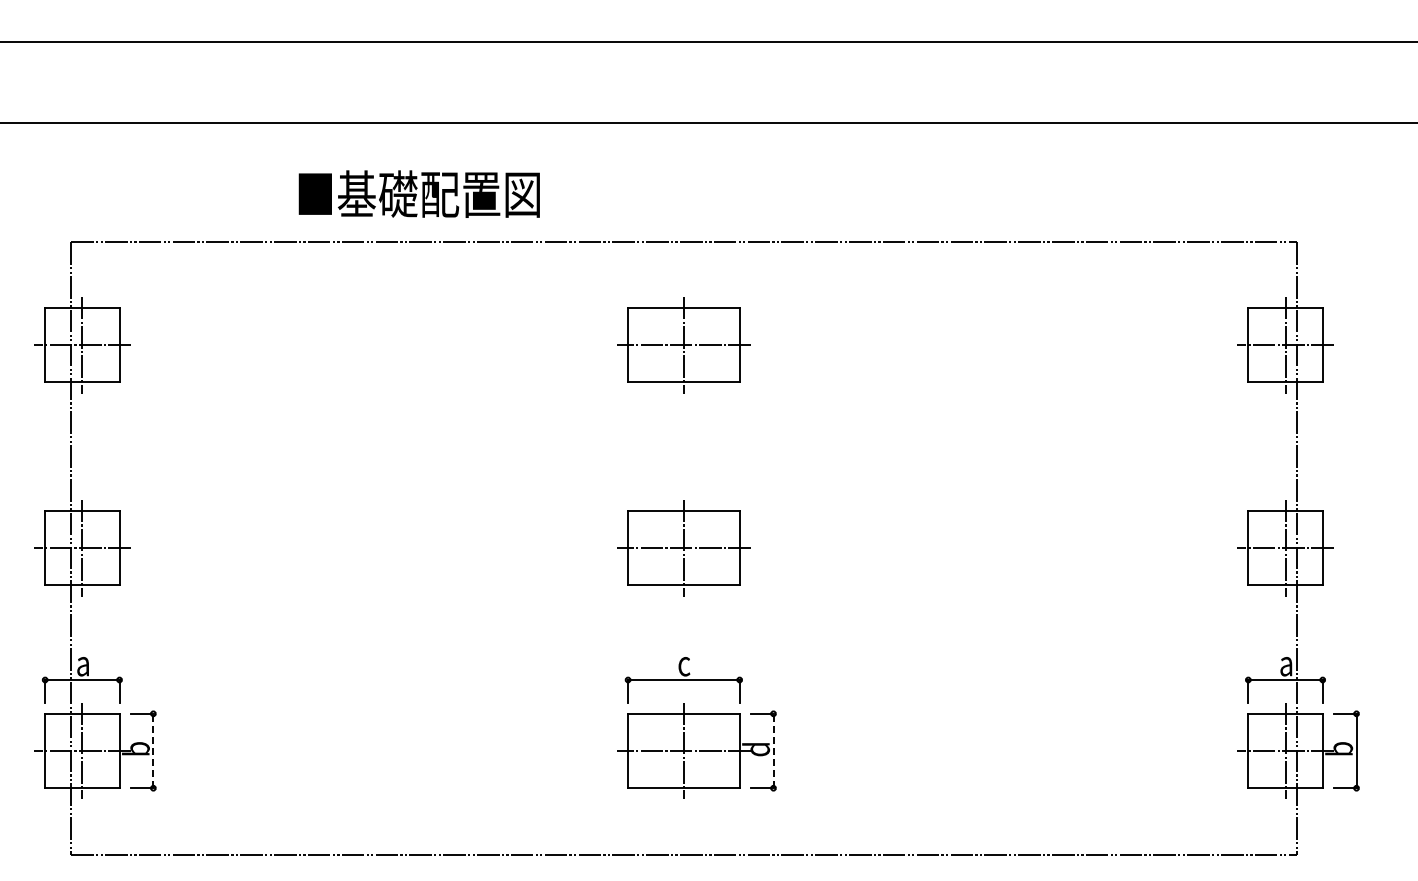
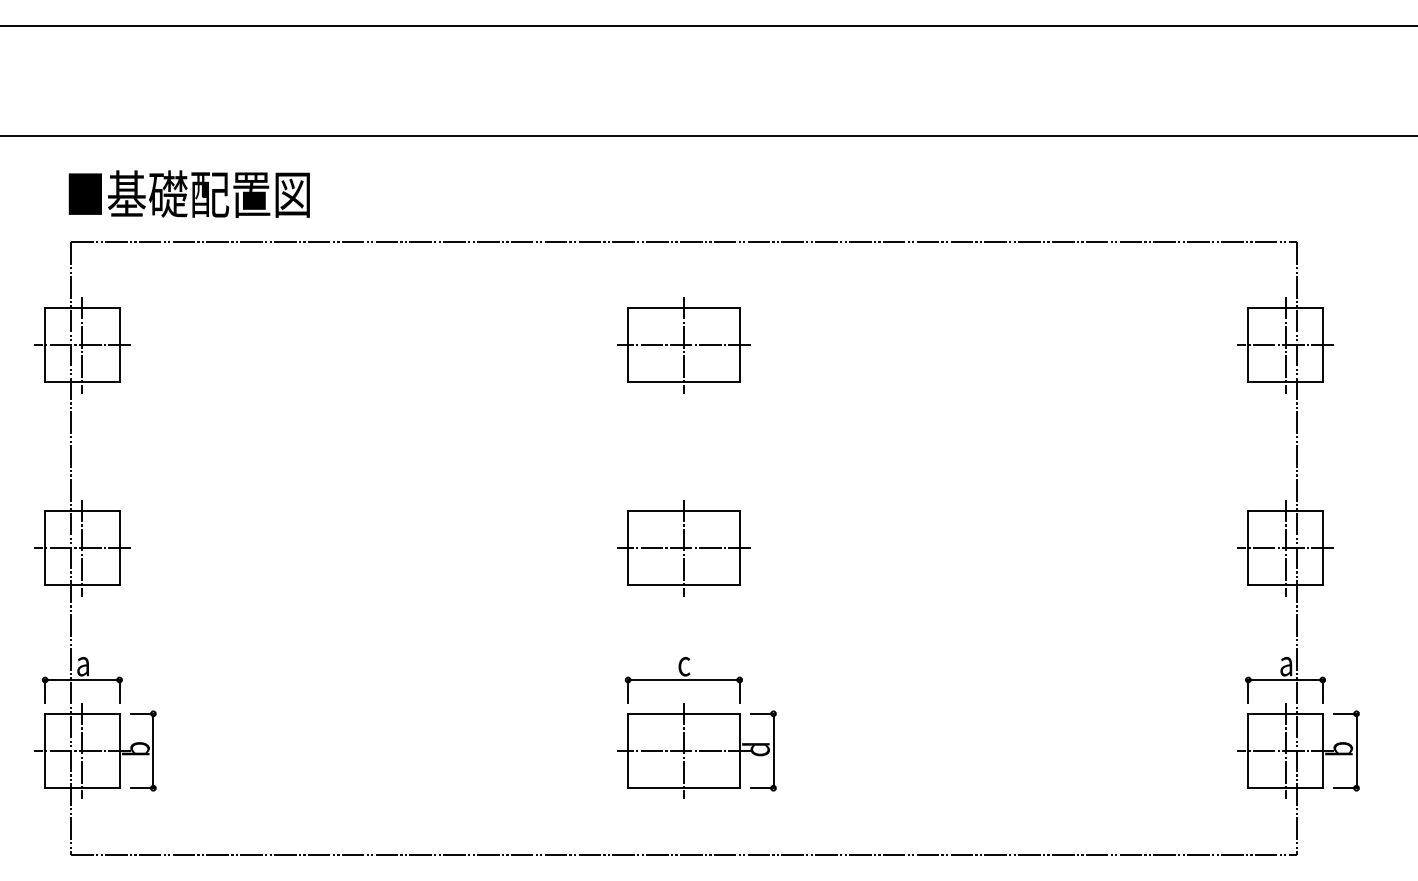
line position: (708, 42) -> (708, 26) (708, 26)
line position: (708, 123) -> (708, 136) (708, 136)
text position: (418, 193) -> (188, 193) (188, 193)
line: dashed -> solid (153, 750)
line: dashed -> solid (773, 750)
